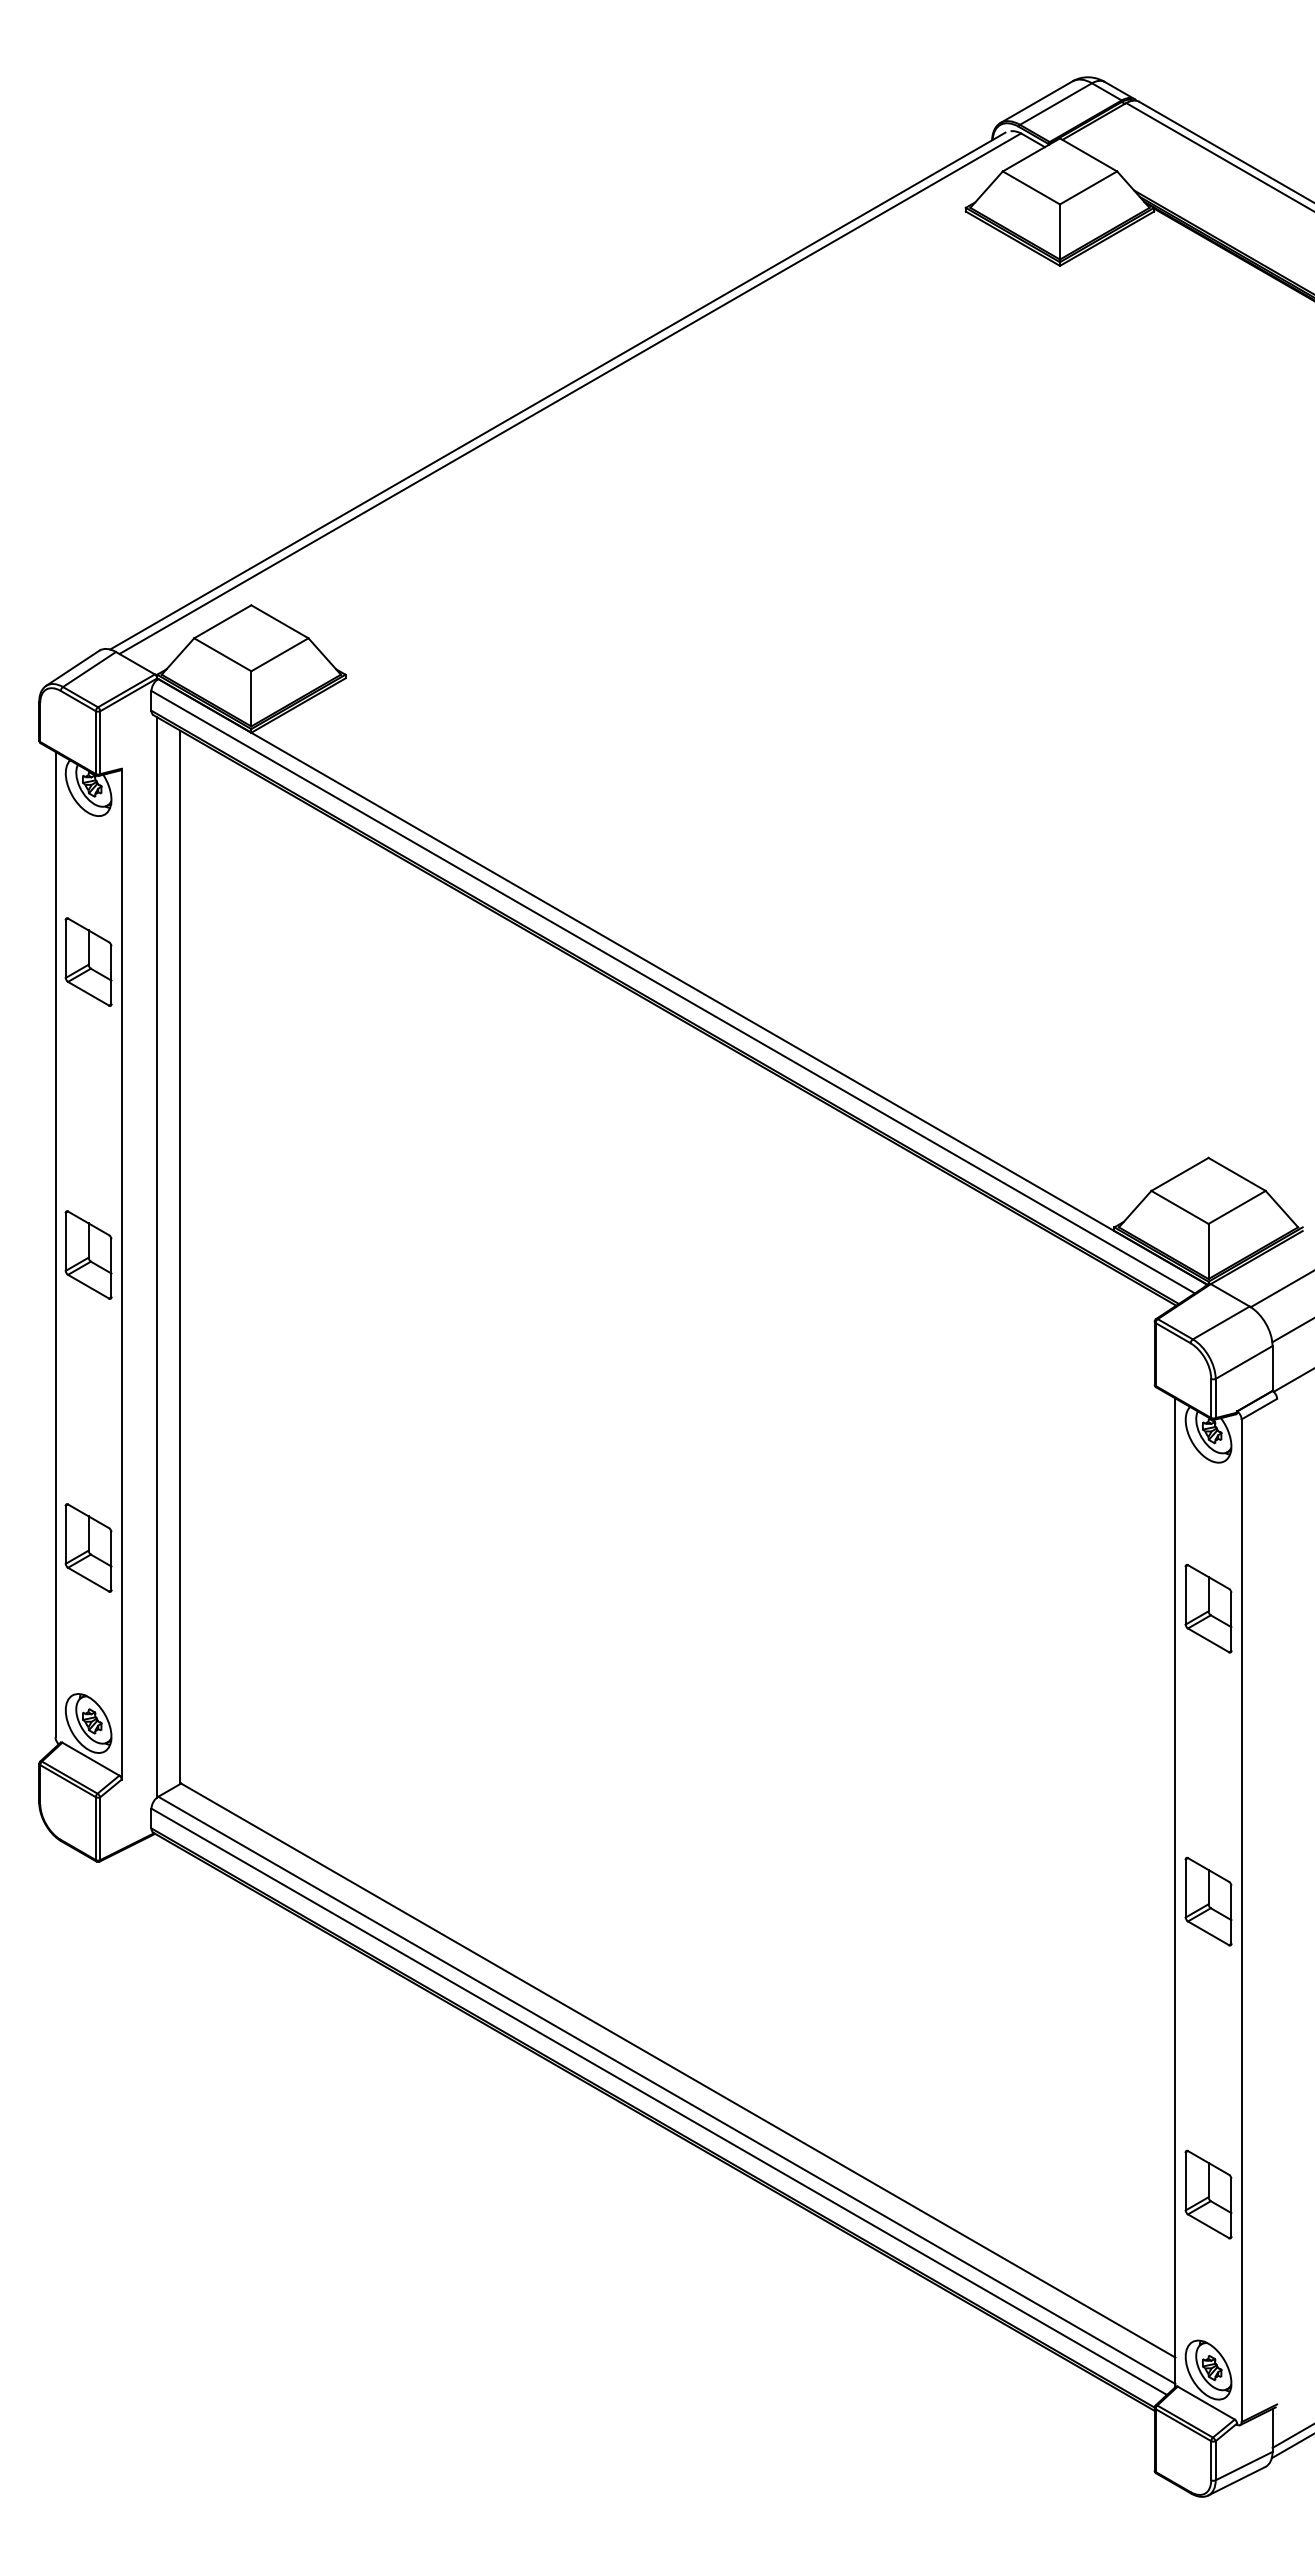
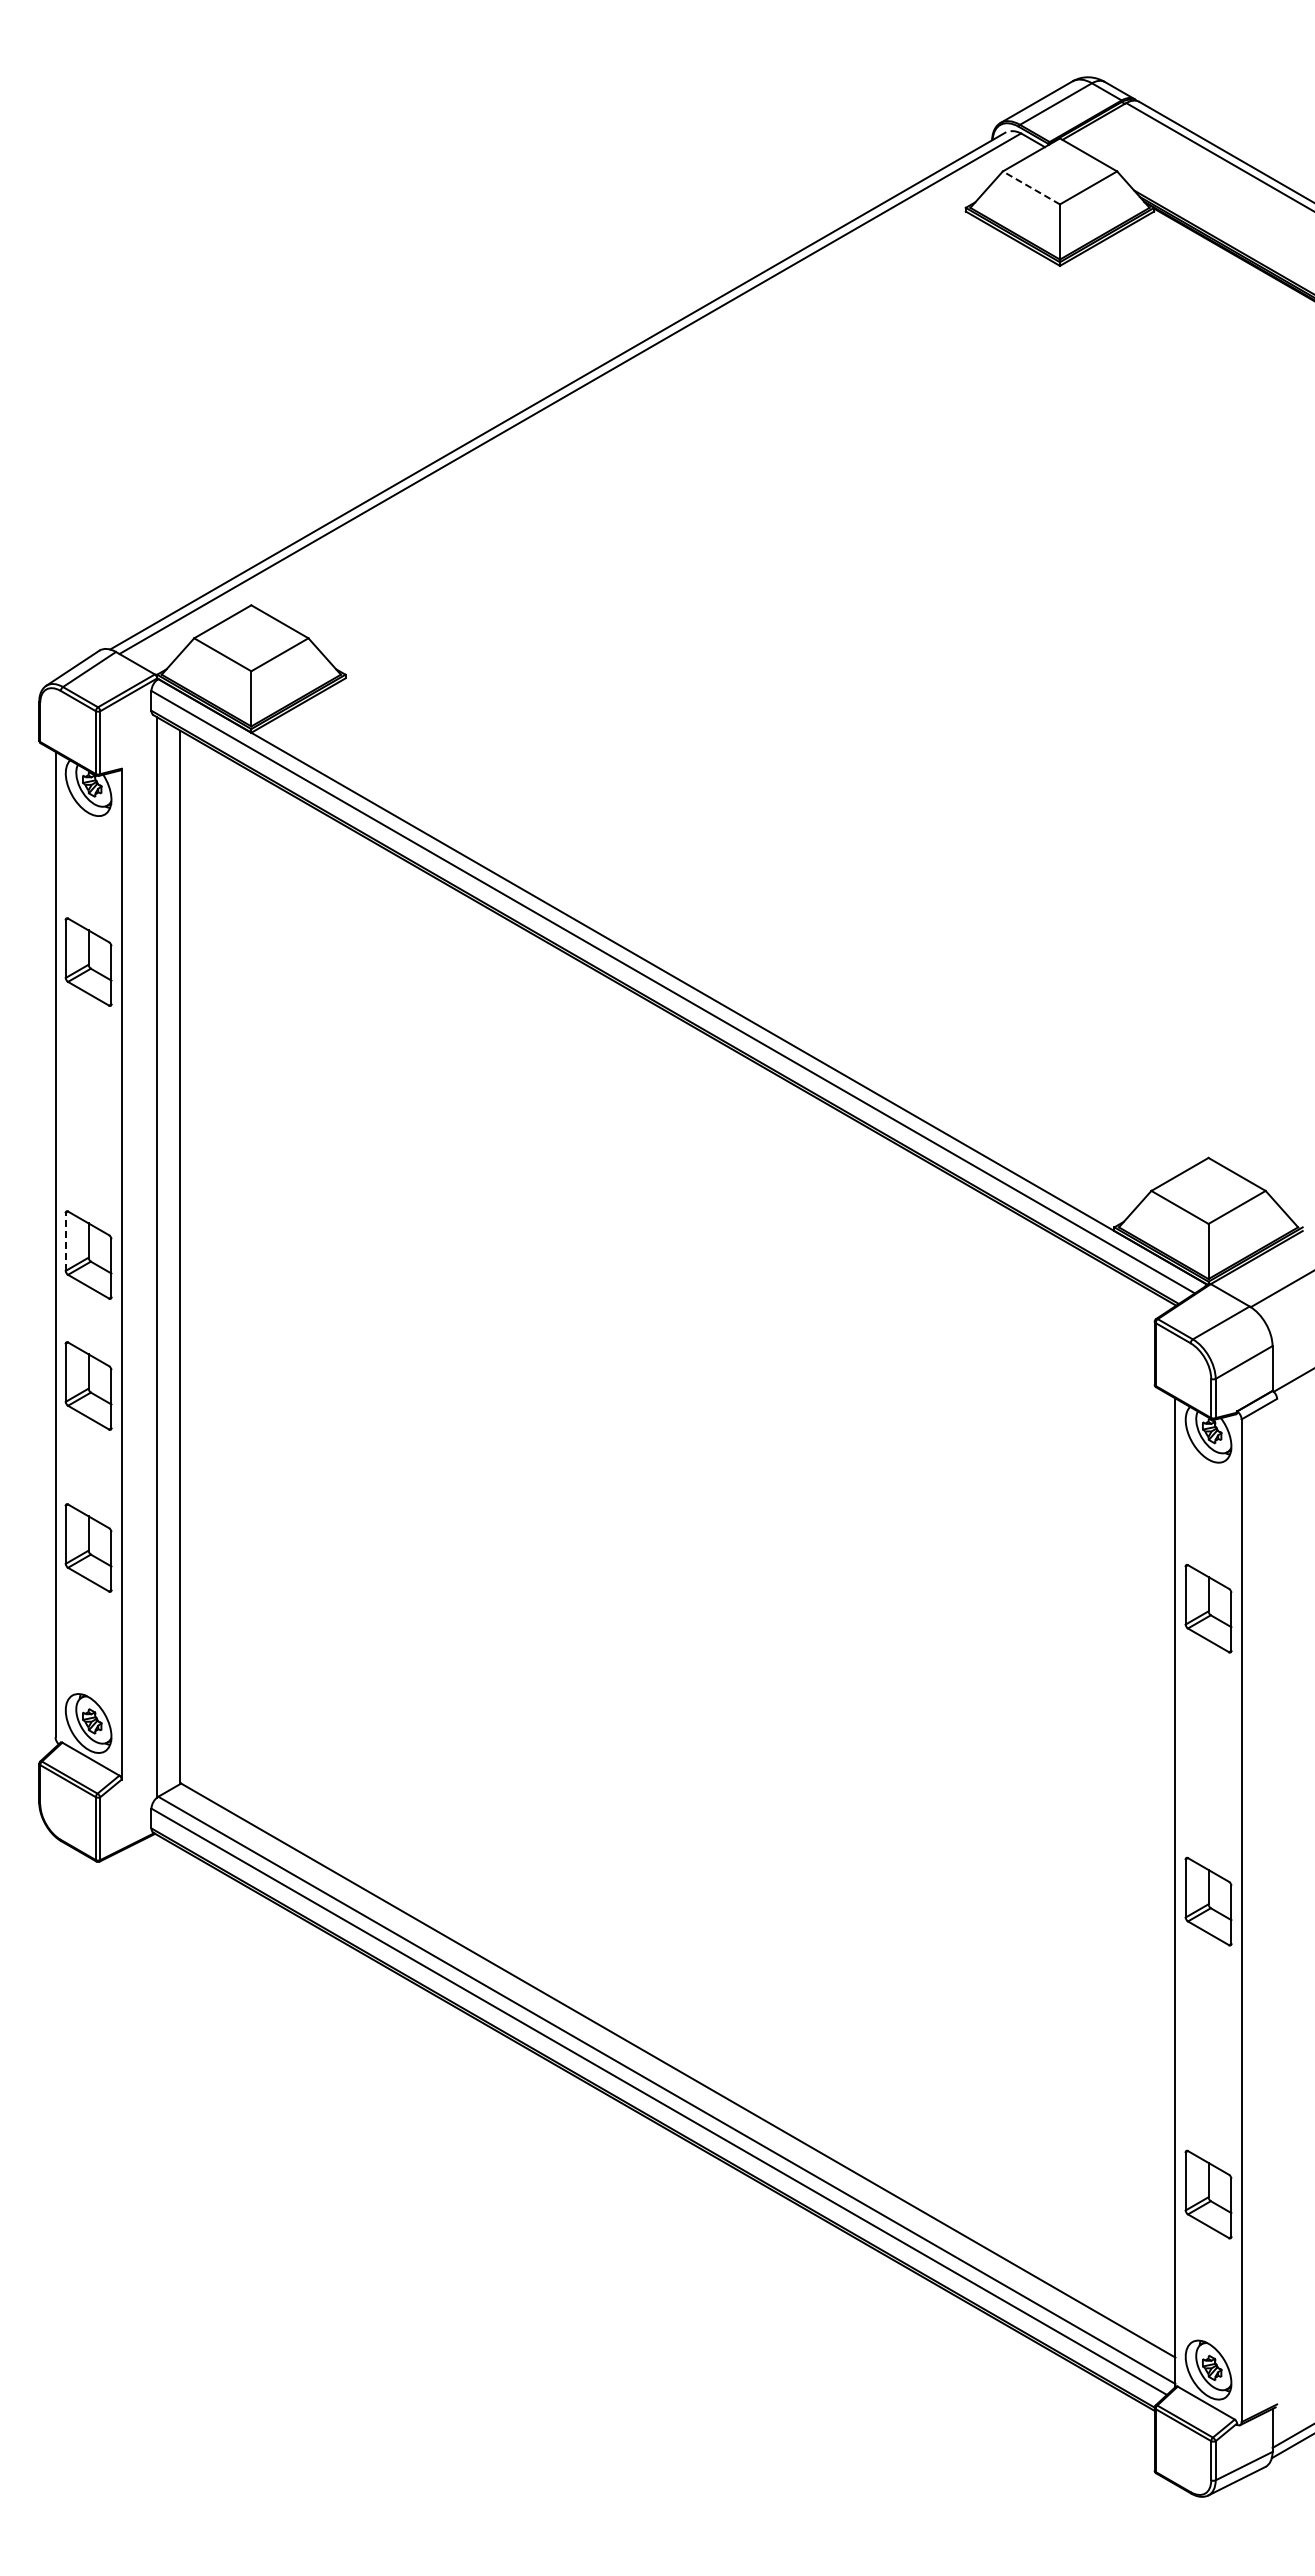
line: solid -> dashed (1031, 187)
line: solid -> dashed (65, 1241)
line: present -> none (1291, 1330)
part: none -> present (88, 1385)
